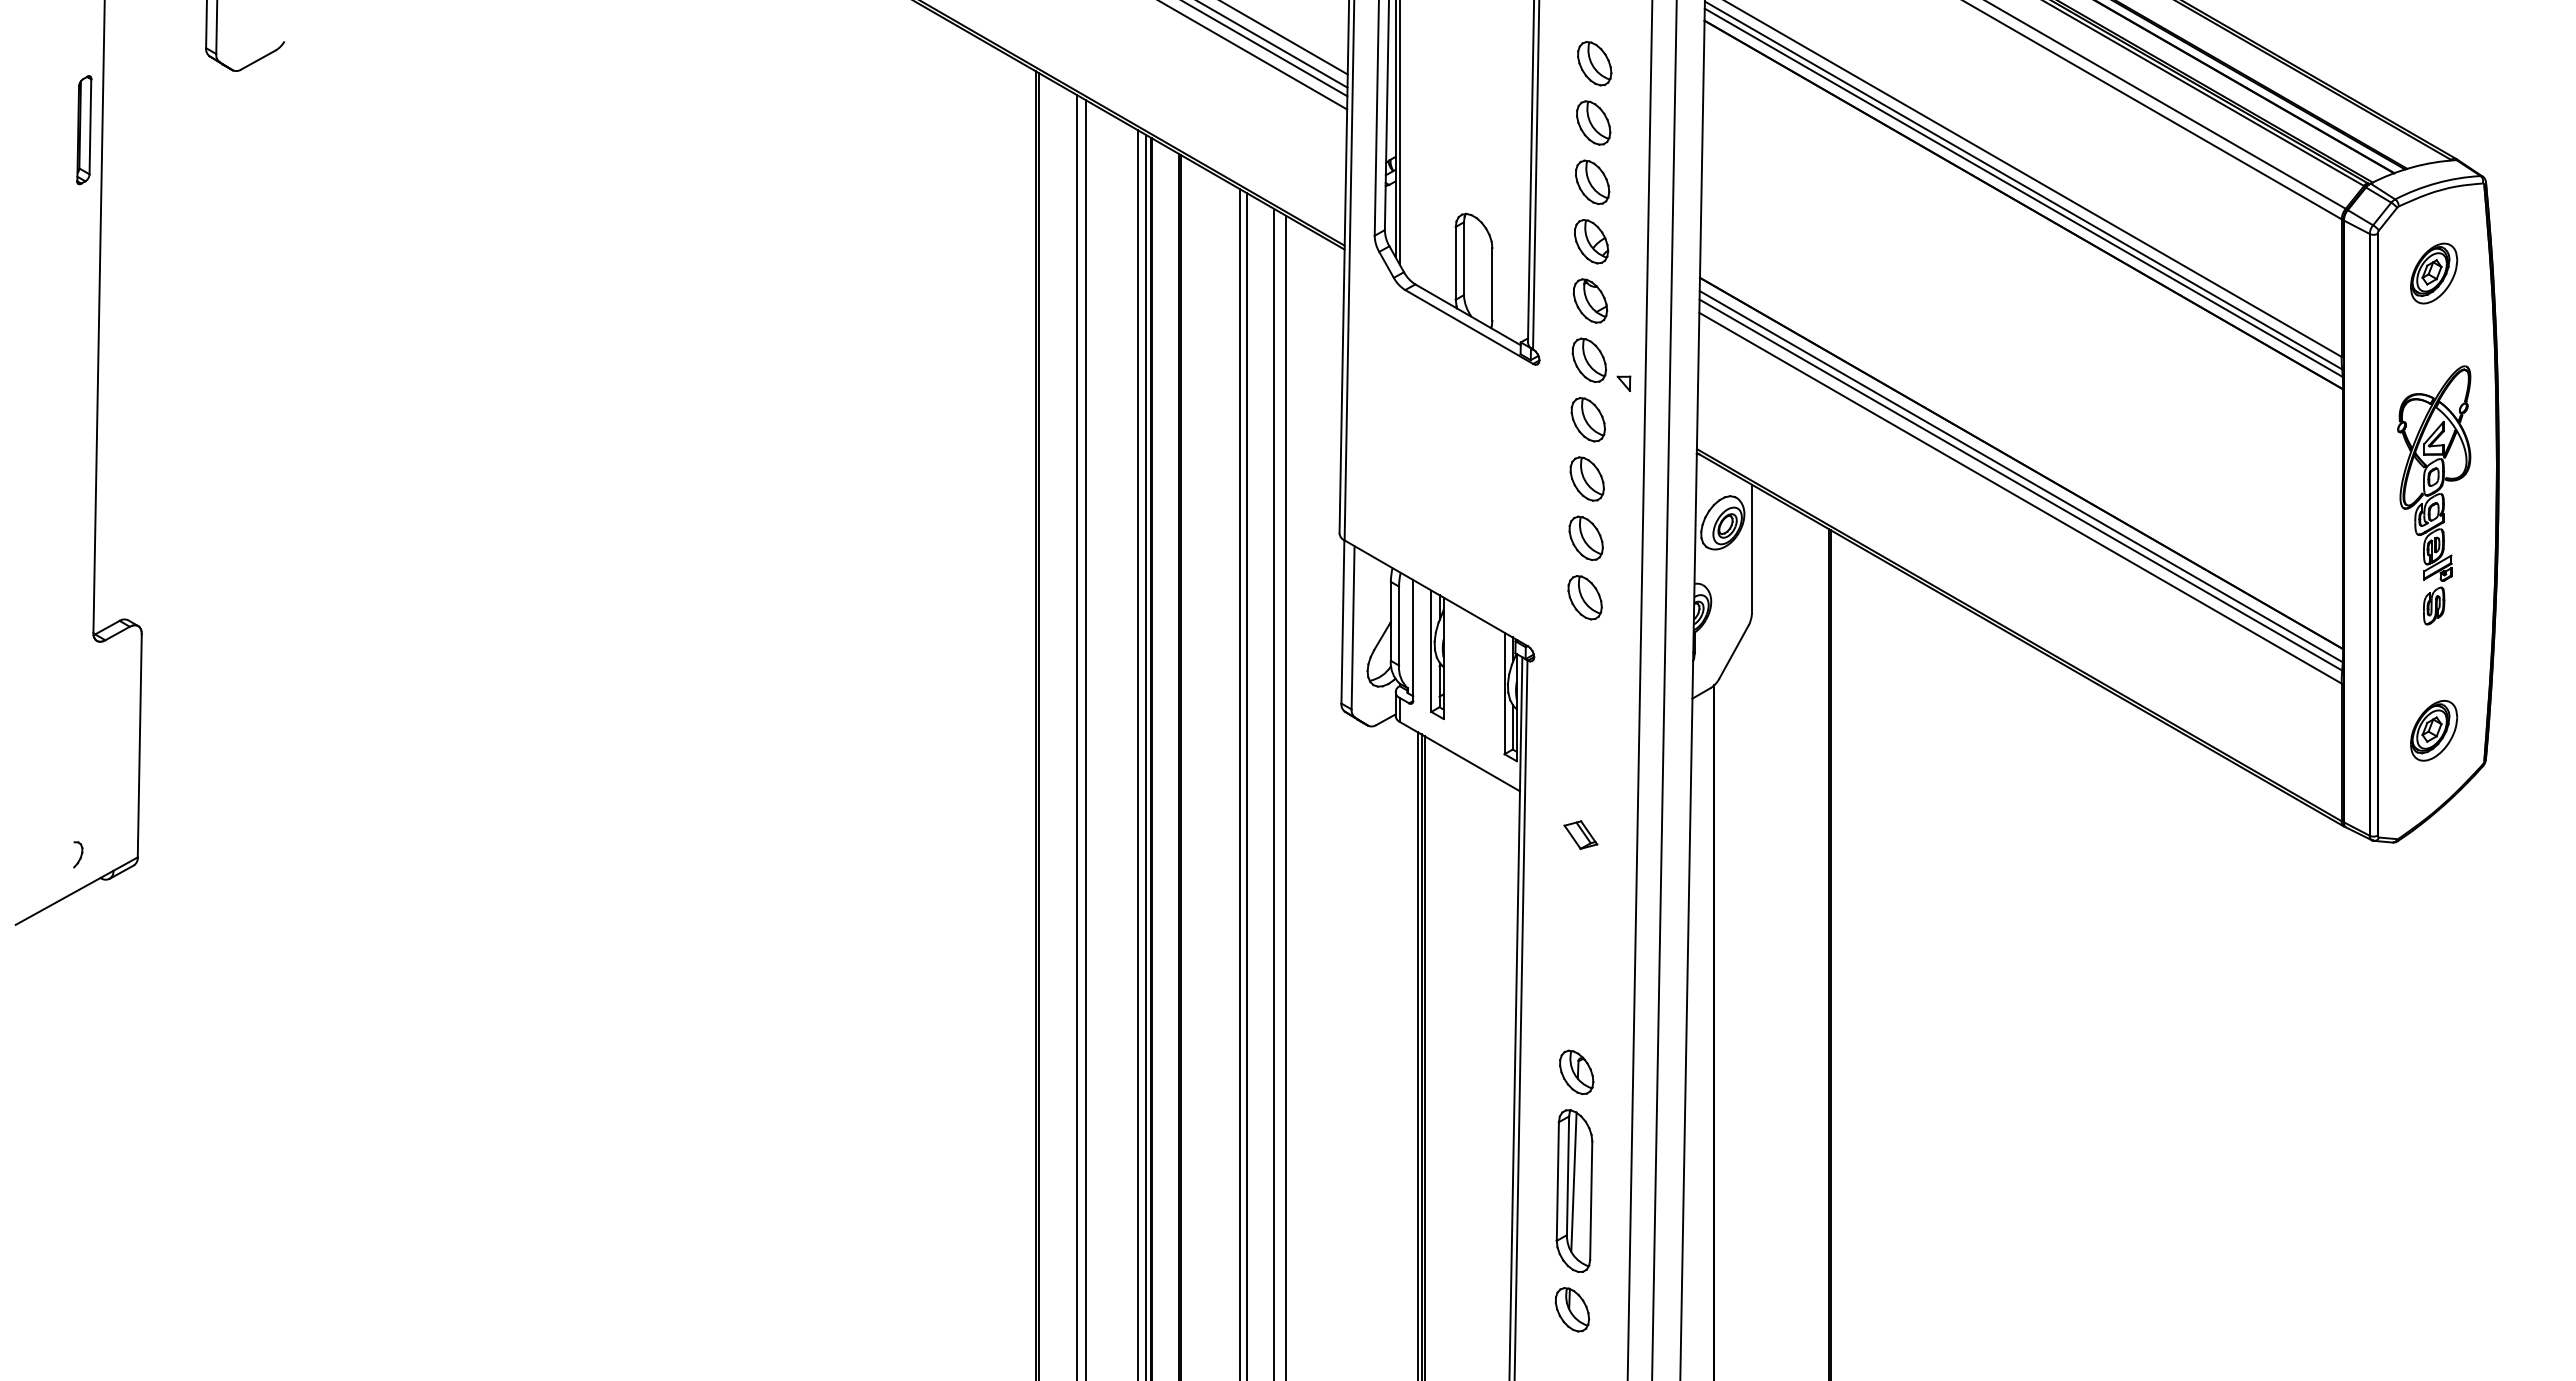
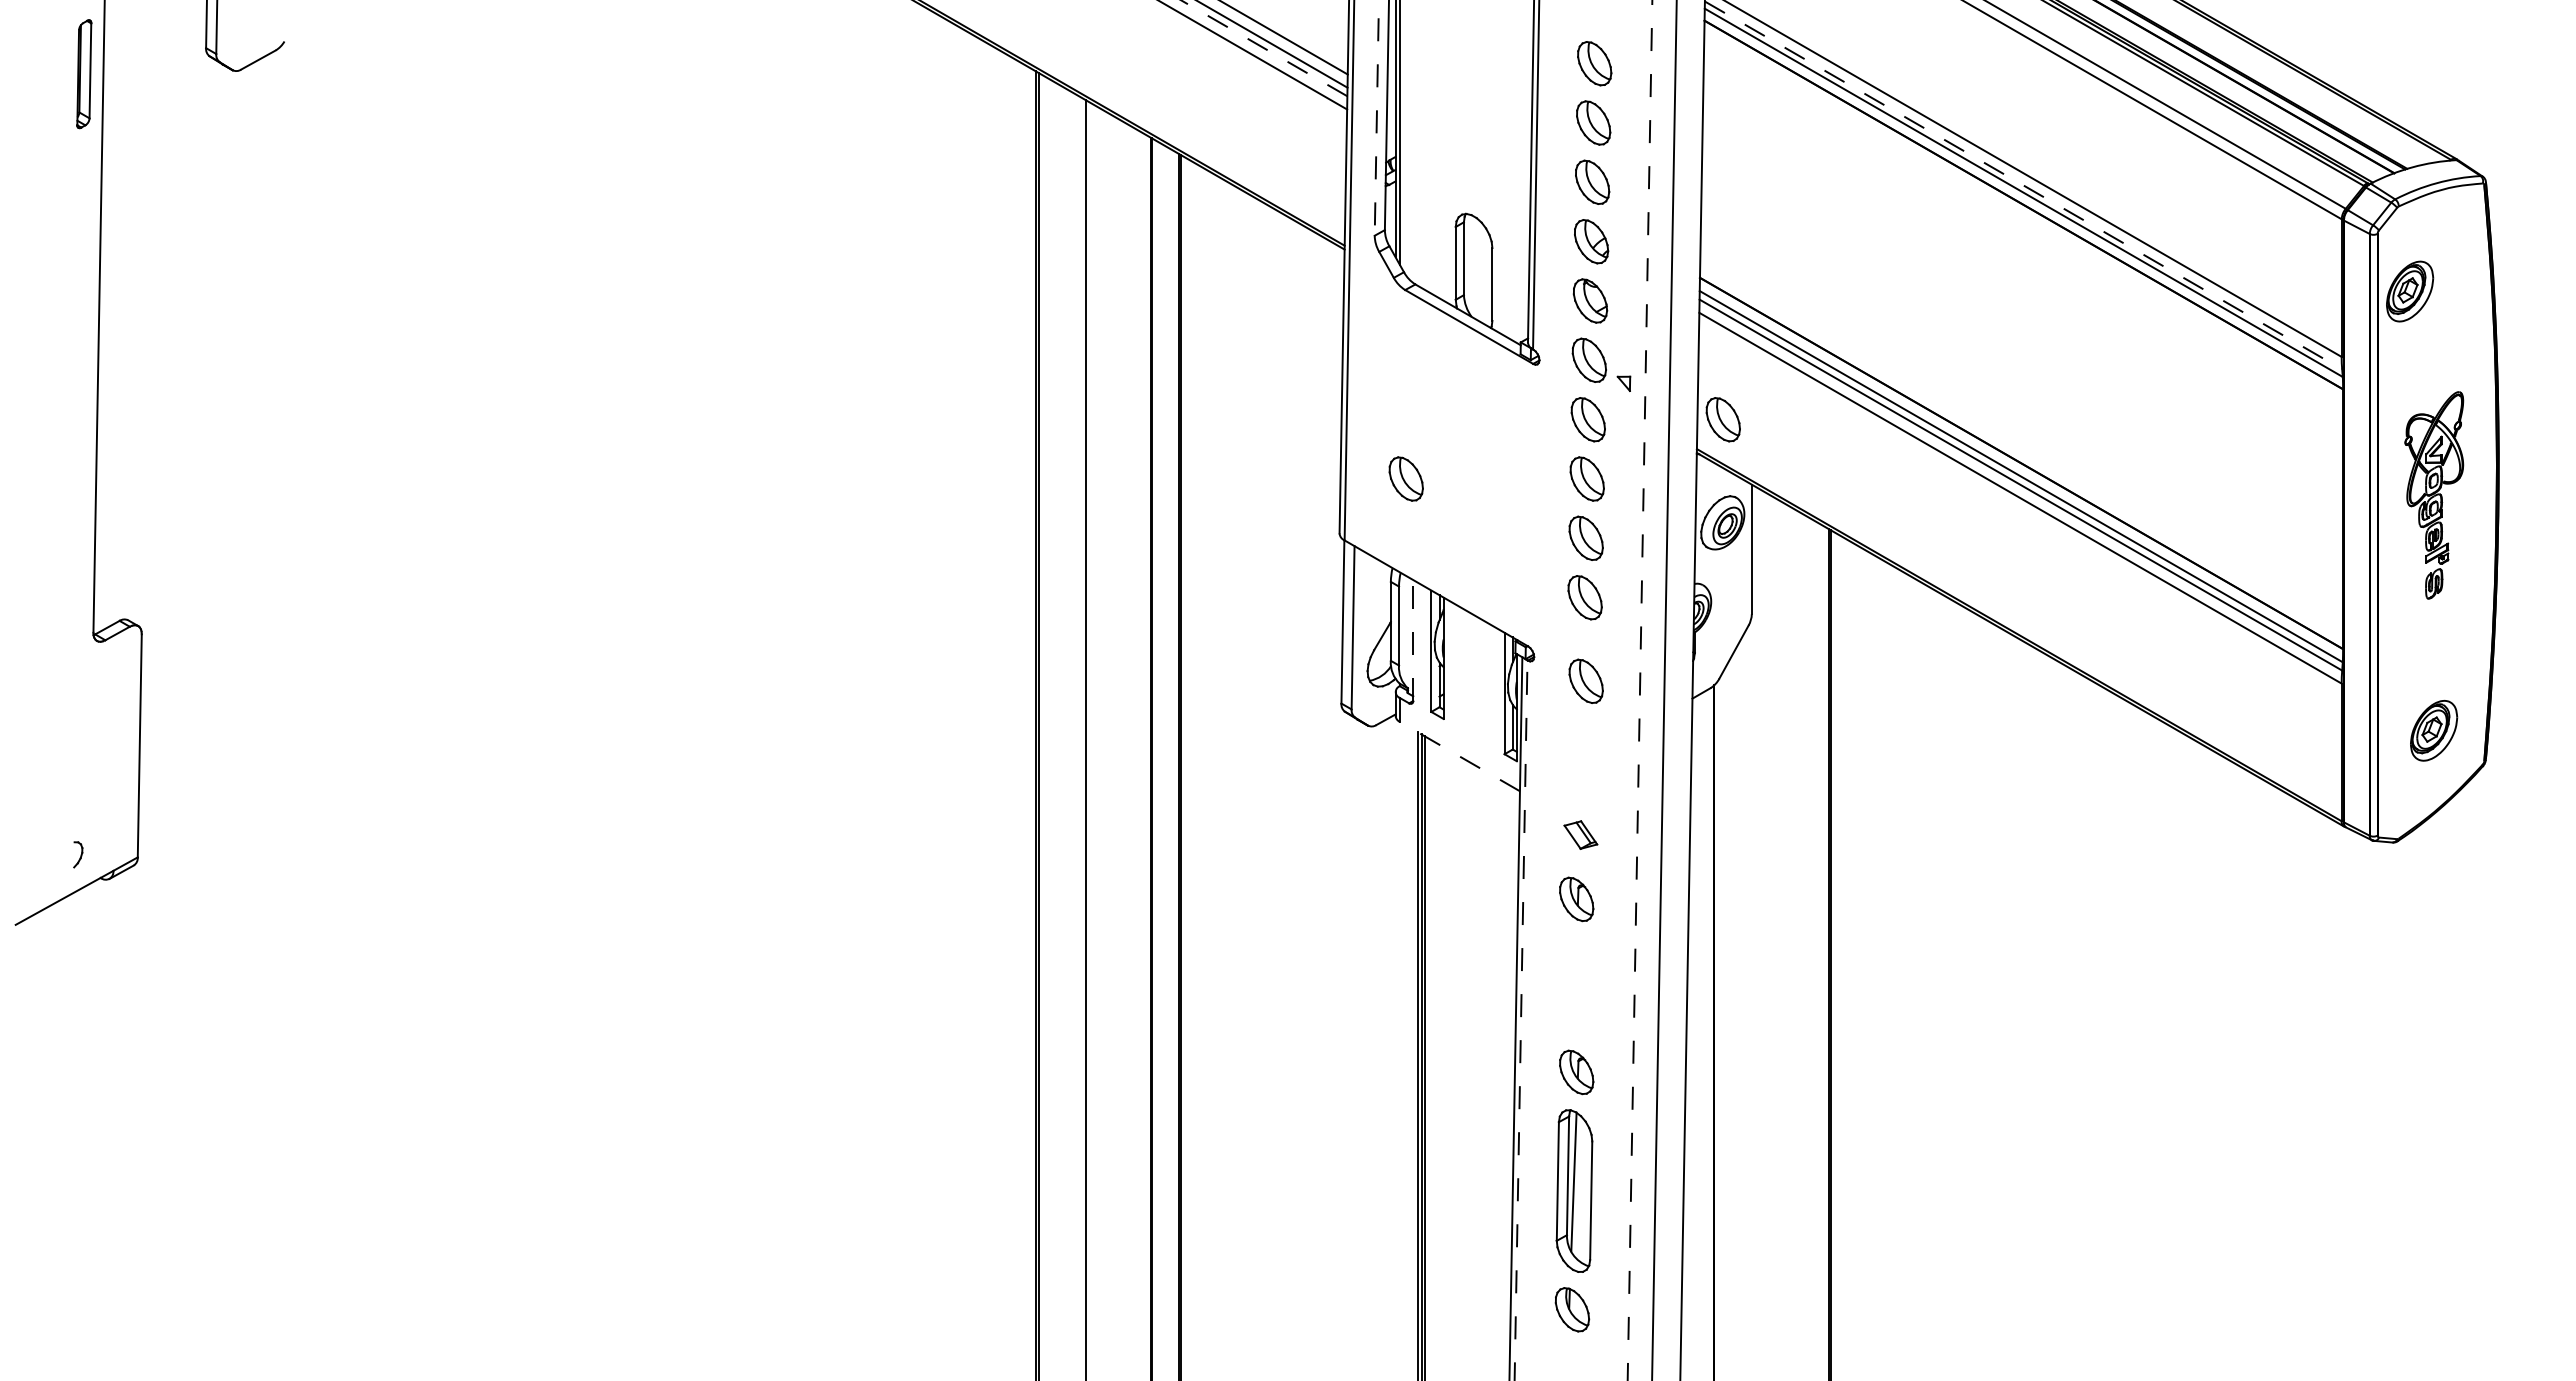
line: solid -> dashed (1264, 48)
line: solid -> dashed (1376, 118)
part position: (84, 130) -> (84, 74) (84, 74)
line: solid -> dashed (2023, 185)
part position: (2434, 273) -> (2410, 291) (2410, 291)
part: none -> present (1722, 419)
part: none -> present (1405, 478)
part size: 75x261 px -> 61x209 px (2434, 495)
line: solid -> dashed (1413, 640)
part: none -> present (1585, 680)
line: solid -> dashed (1640, 690)
line: present -> none (1077, 736)
line: present -> none (1138, 753)
line: present -> none (1146, 756)
line: solid -> dashed (1459, 756)
line: present -> none (1239, 782)
line: present -> none (1247, 785)
line: present -> none (1274, 792)
line: present -> none (1286, 796)
part: none -> present (1576, 899)
line: solid -> dashed (1521, 1020)
